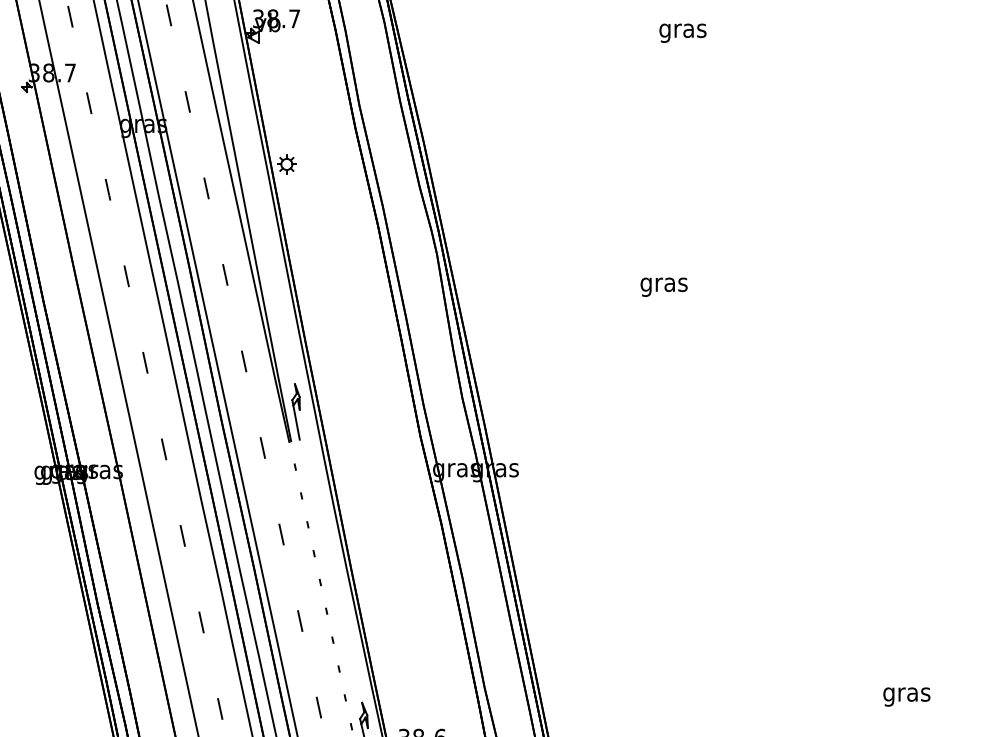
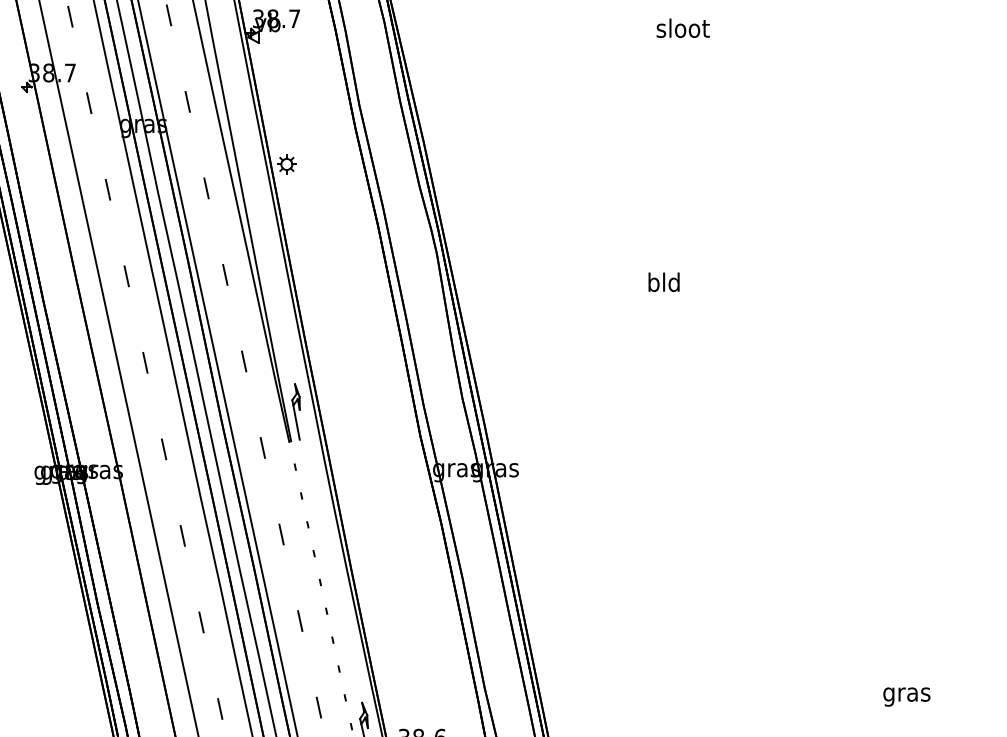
text: gras -> sloot (682, 30)
text: gras -> bld (663, 284)
